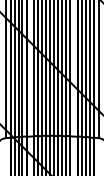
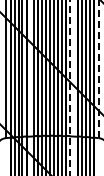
line: solid -> dashed (98, 69)
line: solid -> dashed (70, 87)
